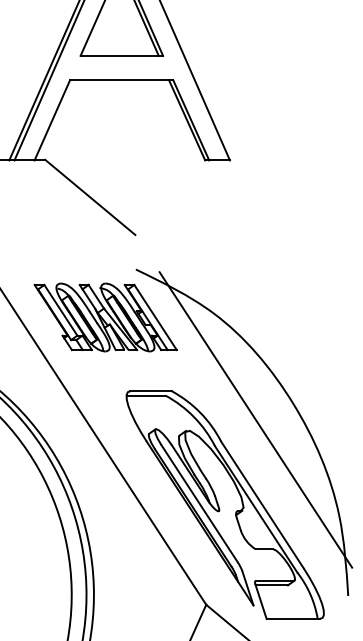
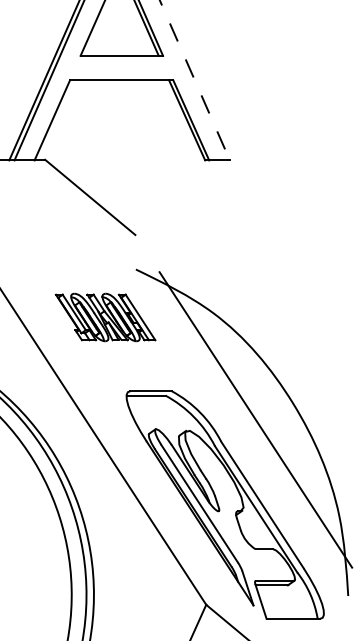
line: solid -> dashed (195, 80)
part size: 145x71 px -> 103x51 px (105, 317)
